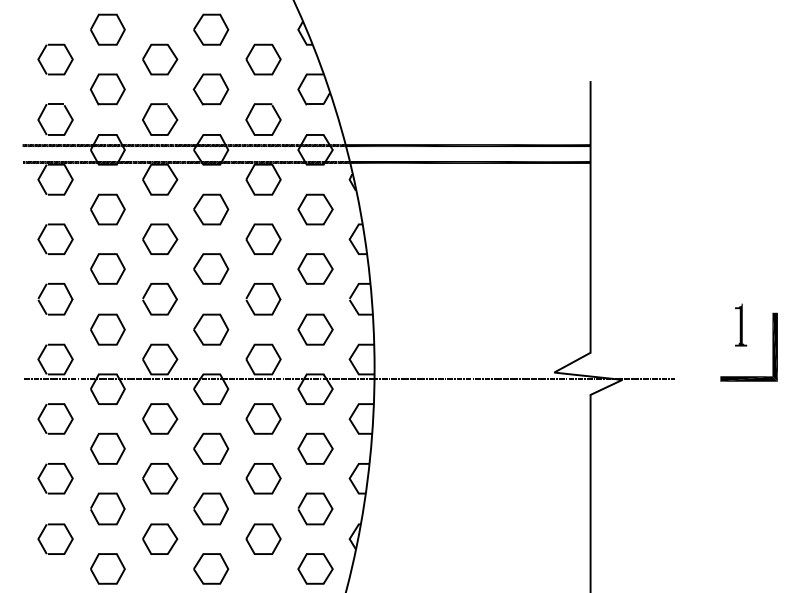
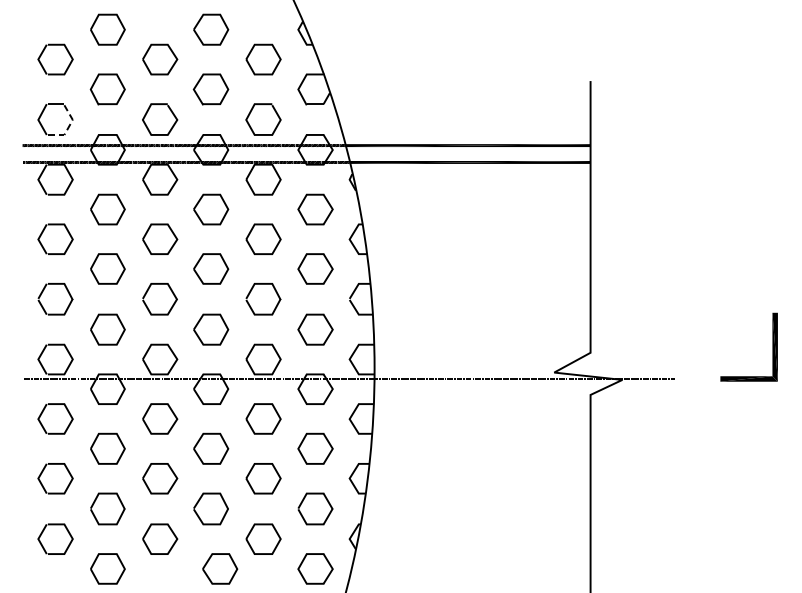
line: solid -> dashed (68, 127)
fill: present -> none (741, 324)
part position: (211, 568) -> (220, 568) (220, 568)
